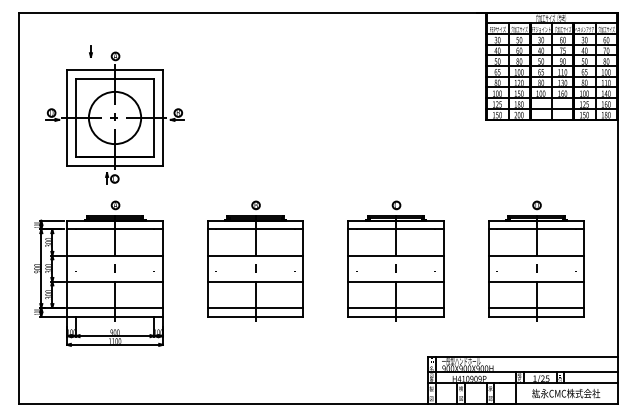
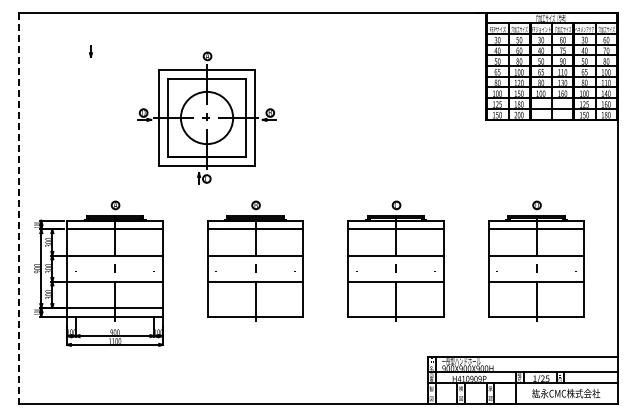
part position: (114, 117) -> (206, 117) (206, 117)
line: solid -> dashed (19, 208)
line: present -> none (255, 307)
line: present -> none (395, 307)
line: present -> none (536, 307)
